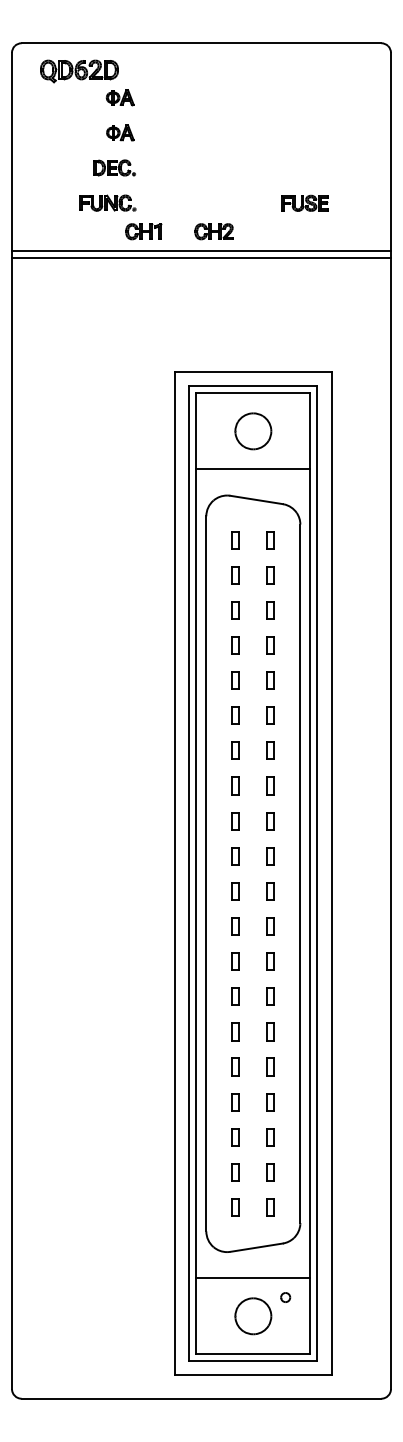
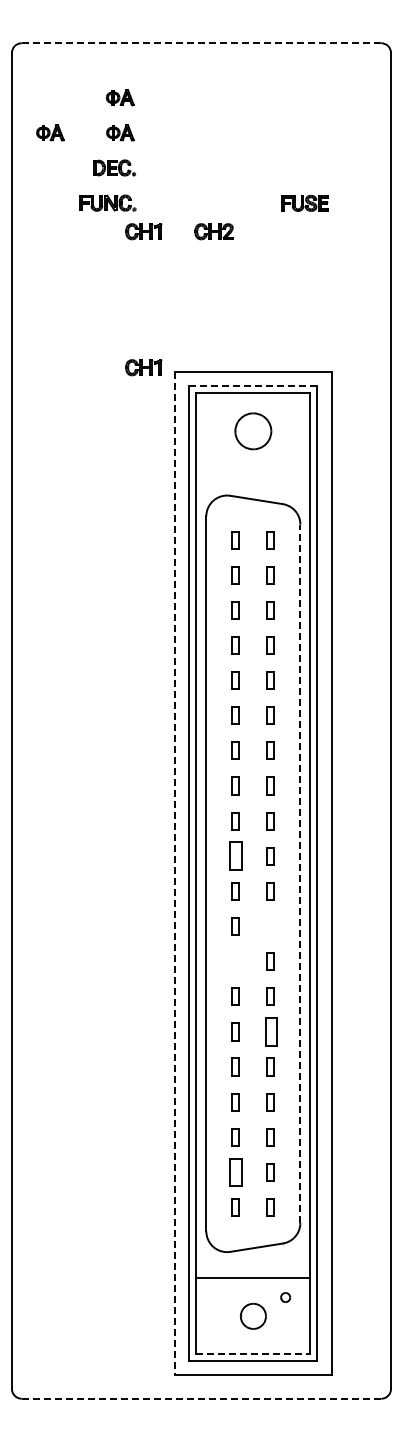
line: solid -> dashed (201, 43)
part: present -> none (79, 71)
part: none -> present (50, 132)
line: present -> none (201, 250)
line: present -> none (201, 257)
part: none -> present (143, 367)
line: solid -> dashed (253, 386)
line: present -> none (253, 469)
part size: 9x19 px -> 14x30 px (235, 855)
line: solid -> dashed (300, 873)
line: solid -> dashed (175, 874)
part: present -> none (270, 926)
part: present -> none (235, 961)
part size: 9x20 px -> 13x30 px (271, 1031)
part size: 9x19 px -> 14x29 px (235, 1172)
part size: 39x39 px -> 28x28 px (252, 1315)
line: solid -> dashed (253, 1354)
line: solid -> dashed (201, 1398)
